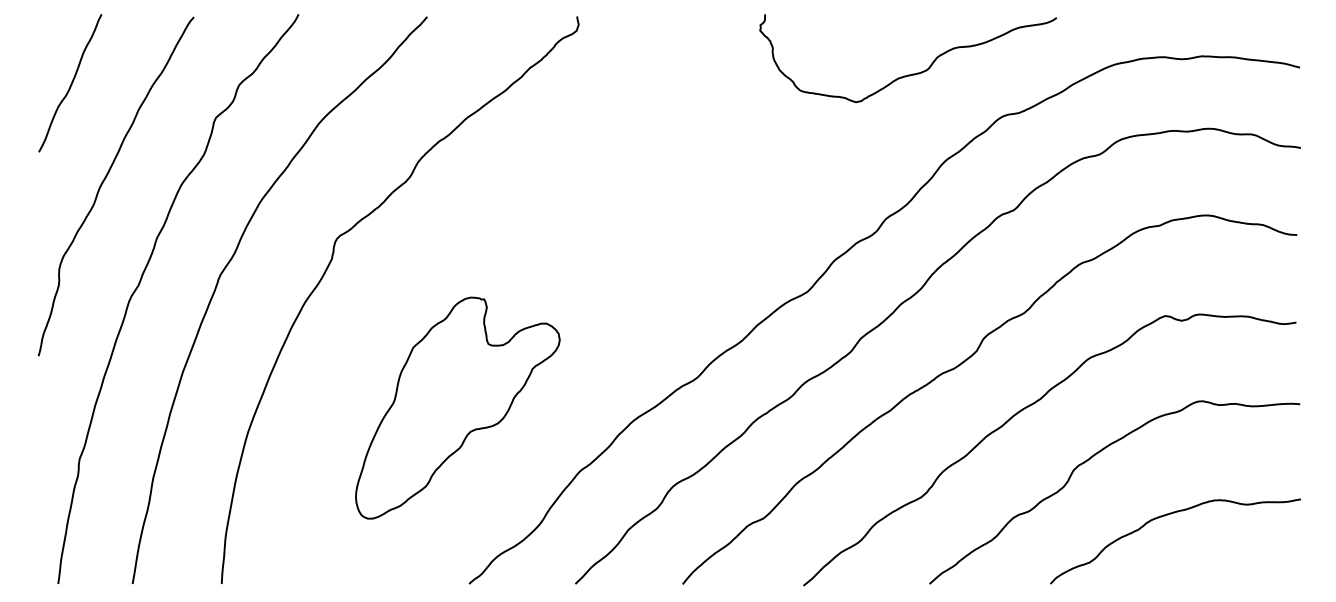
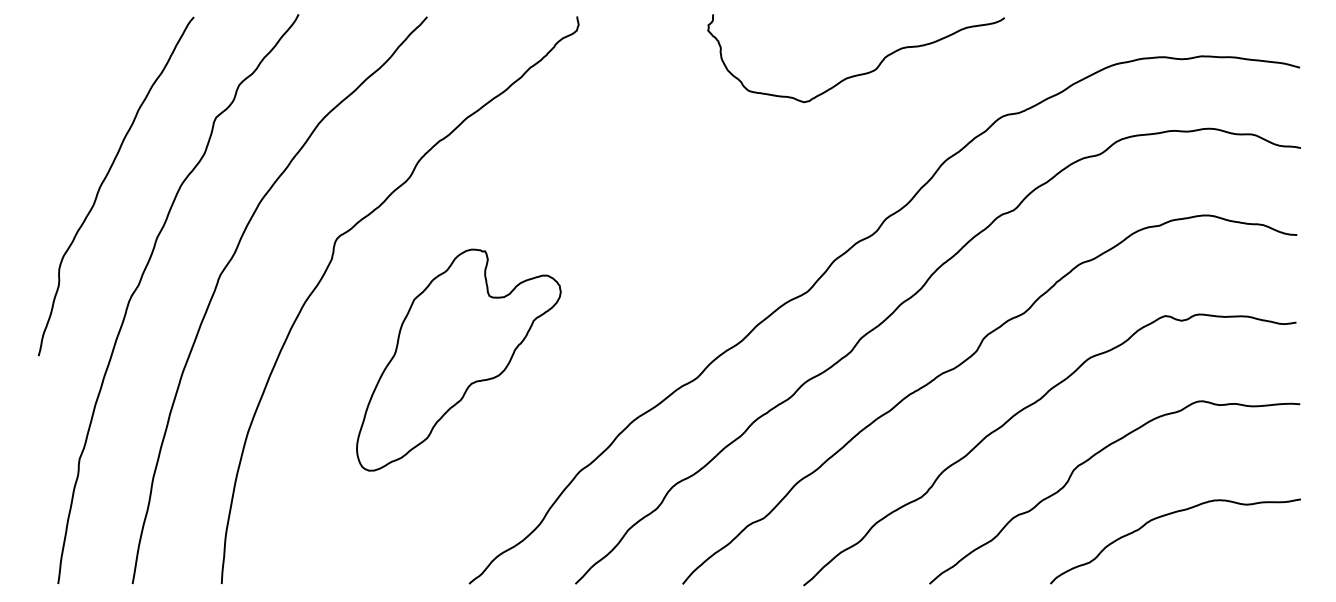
curve position: (912, 73) -> (860, 73) (860, 73)
curve: present -> none (70, 83)
part position: (457, 407) -> (458, 359) (458, 359)
